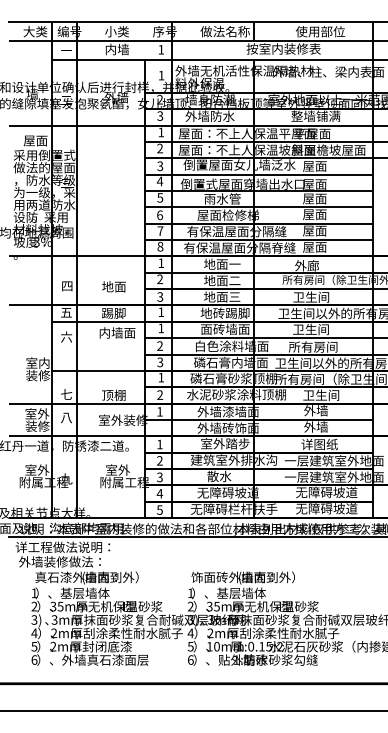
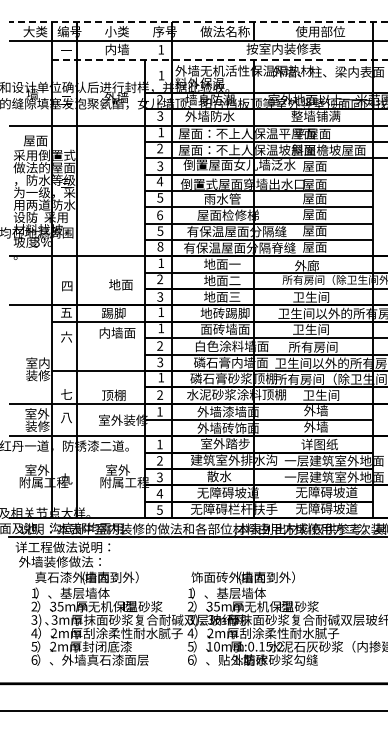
line: solid -> dashed (197, 22)
line: solid -> dashed (220, 60)
text: 7 -> 5 (160, 230)
text position: (113, 286) -> (120, 284) (120, 284)
